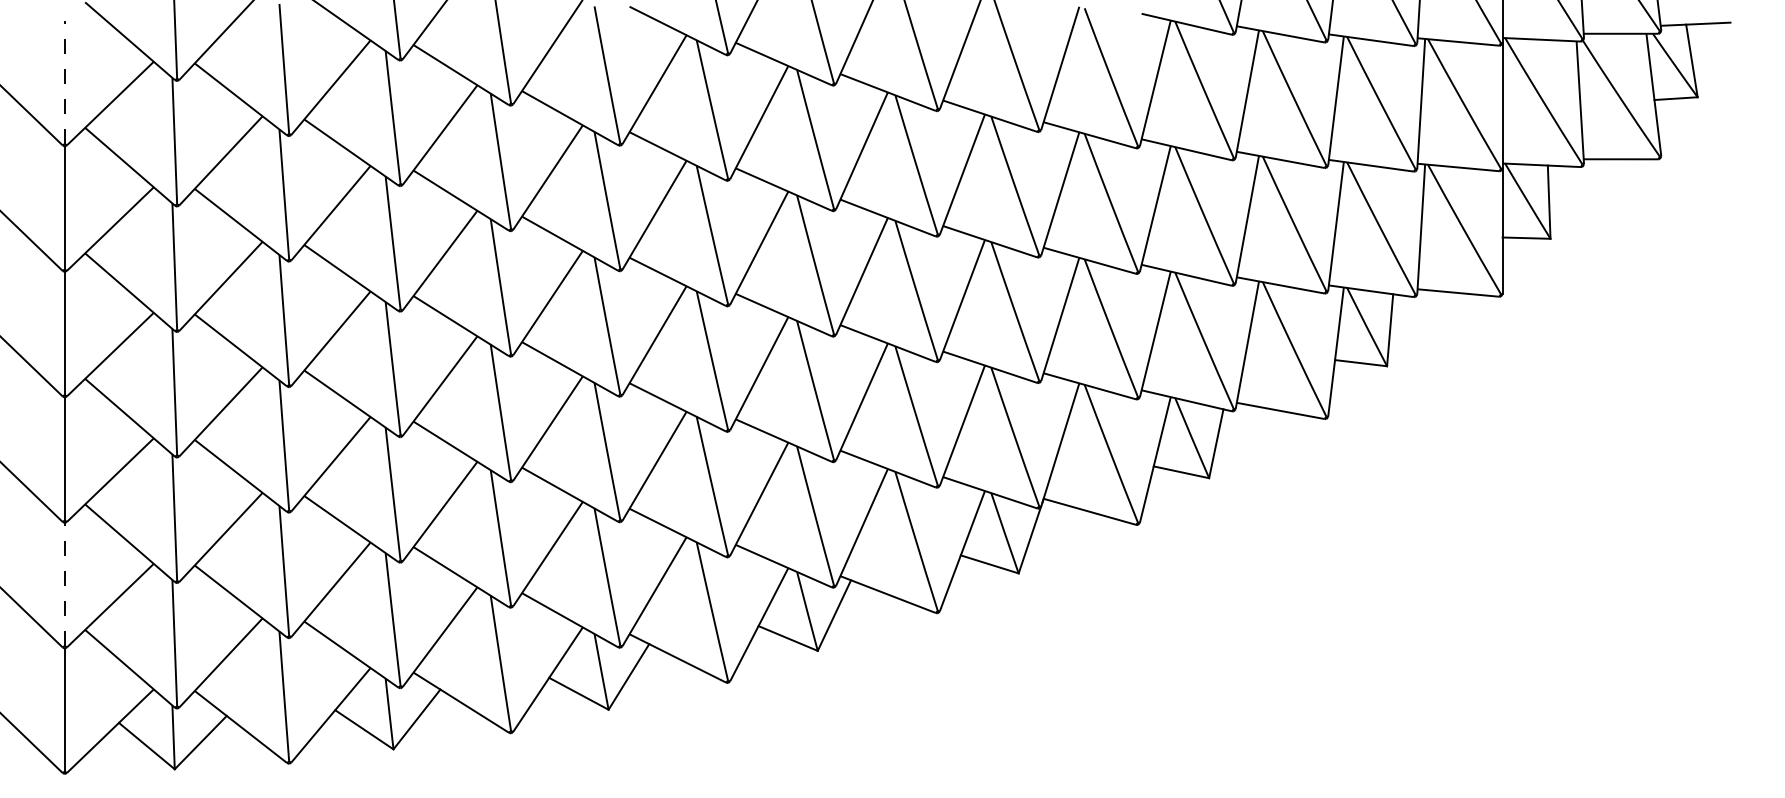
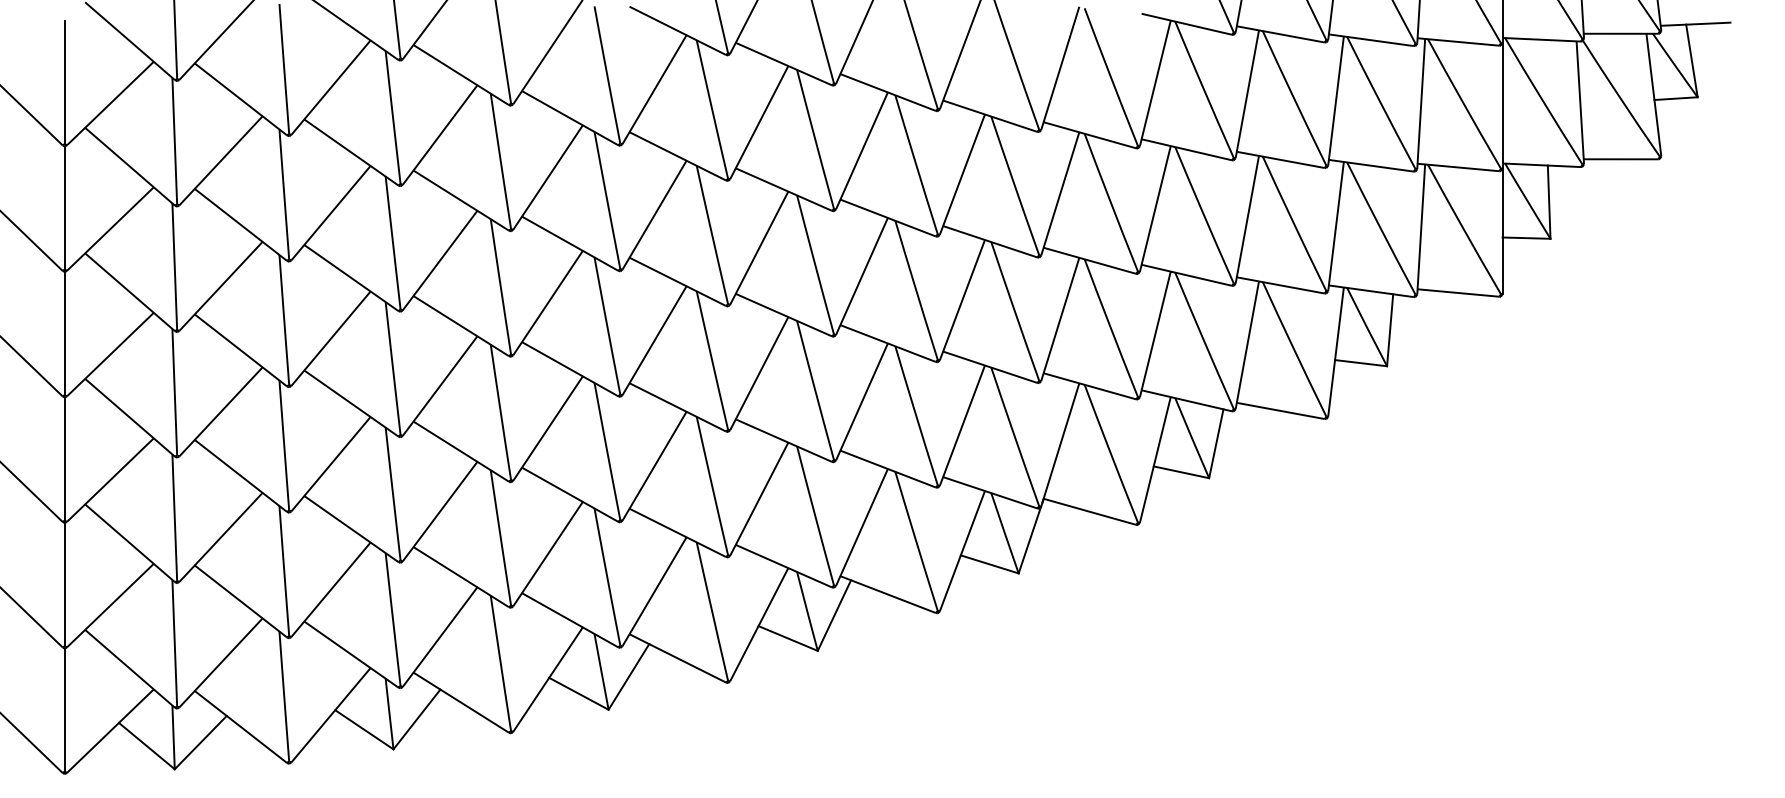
line: dashed -> solid (64, 82)
line: dashed -> solid (64, 584)
